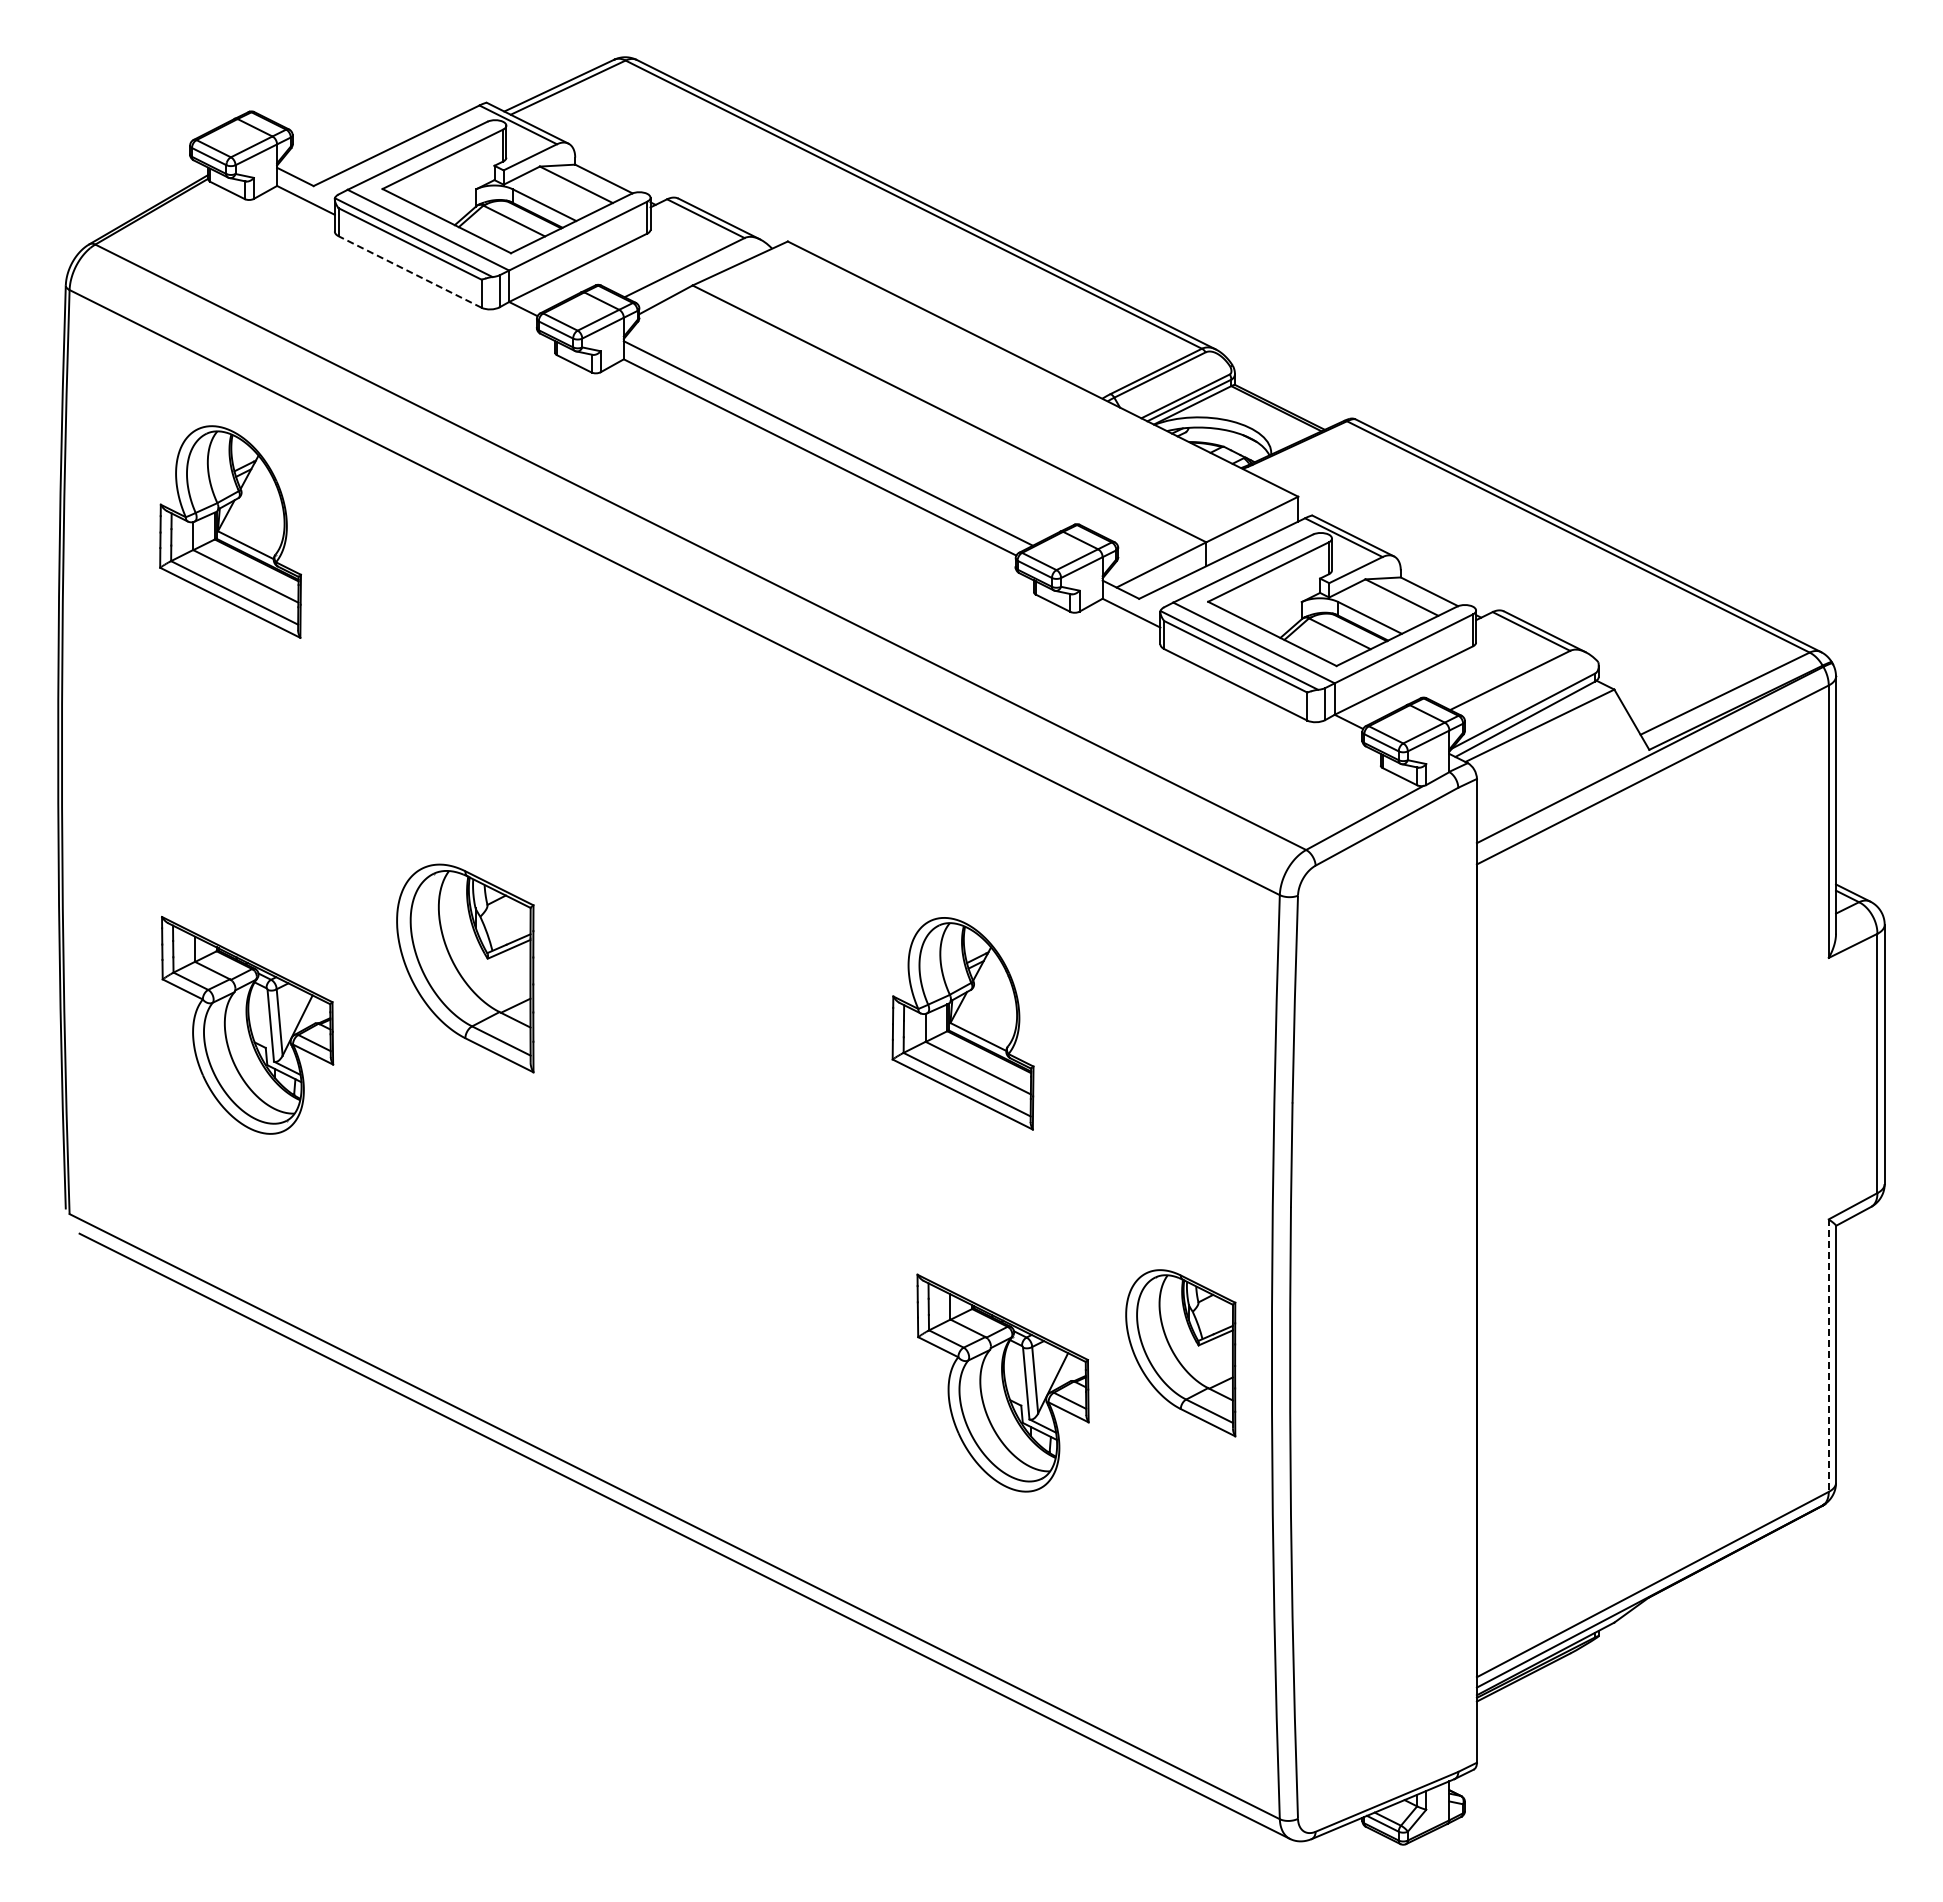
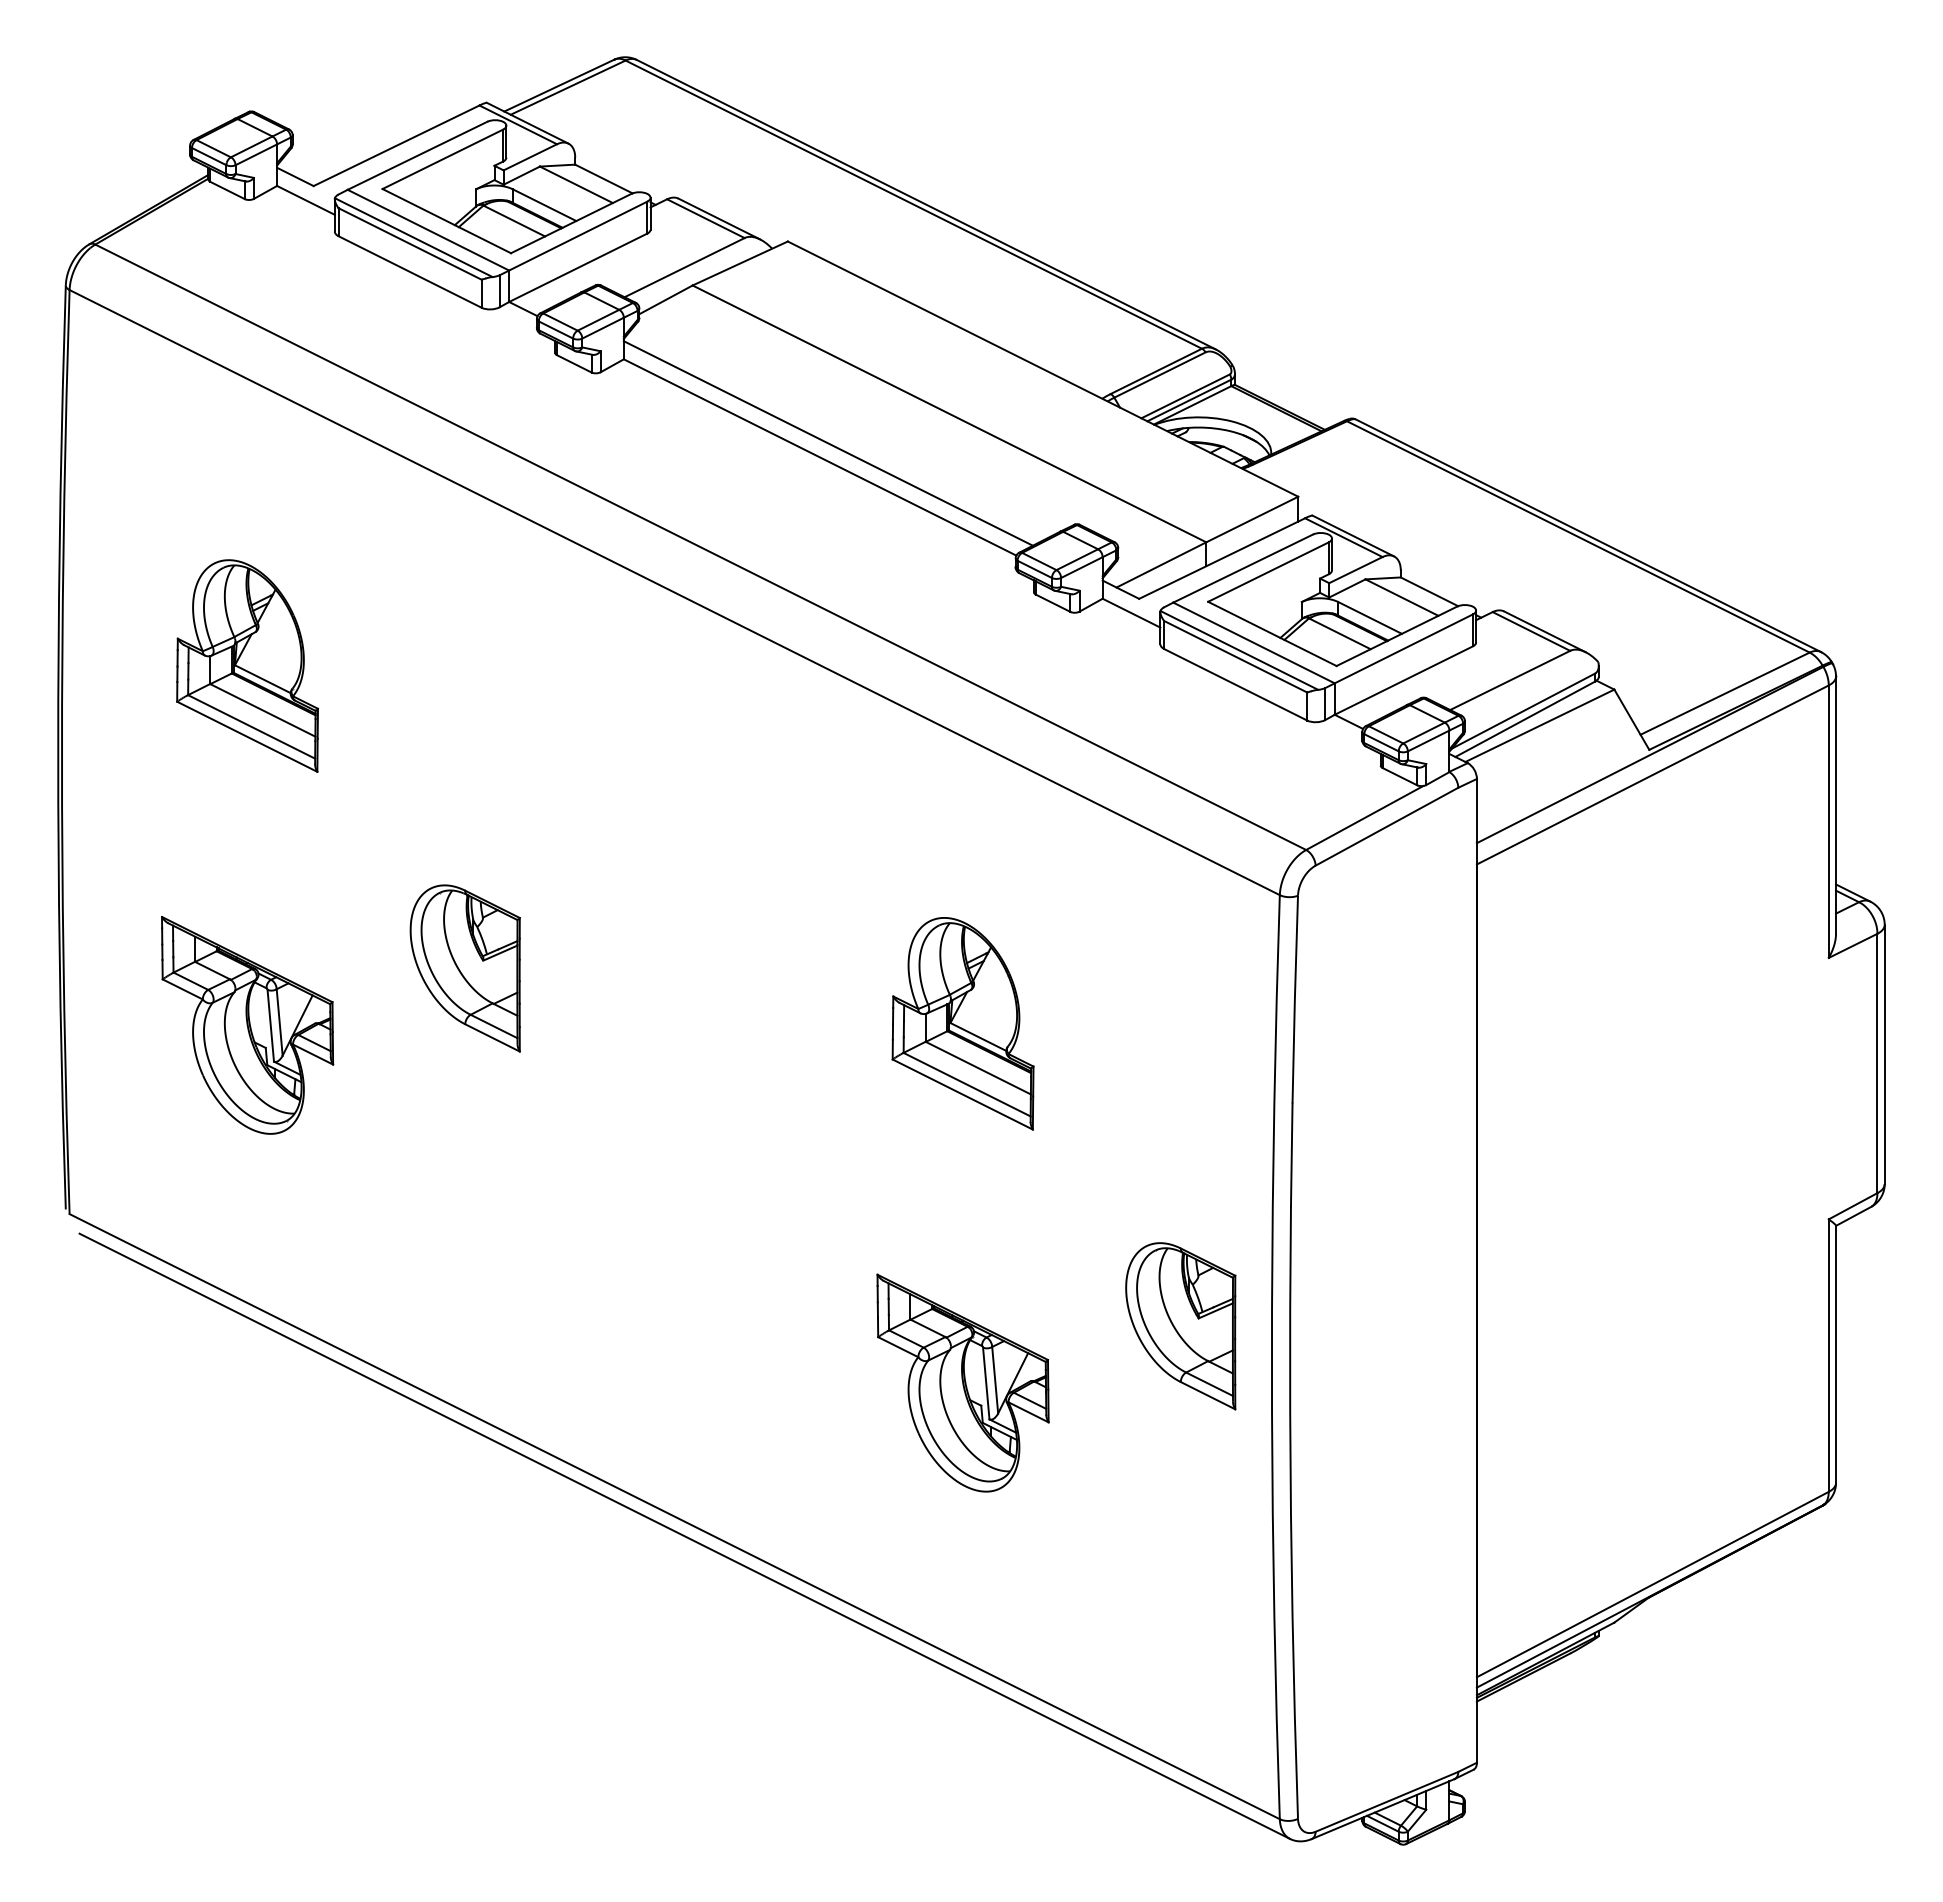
line: dashed -> solid (410, 272)
part position: (230, 531) -> (247, 665) (247, 665)
part size: 139x211 px -> 112x169 px (464, 968)
part position: (1180, 1353) -> (1180, 1326) (1180, 1326)
line: dashed -> solid (1828, 1356)
part position: (1002, 1382) -> (962, 1382) (962, 1382)
